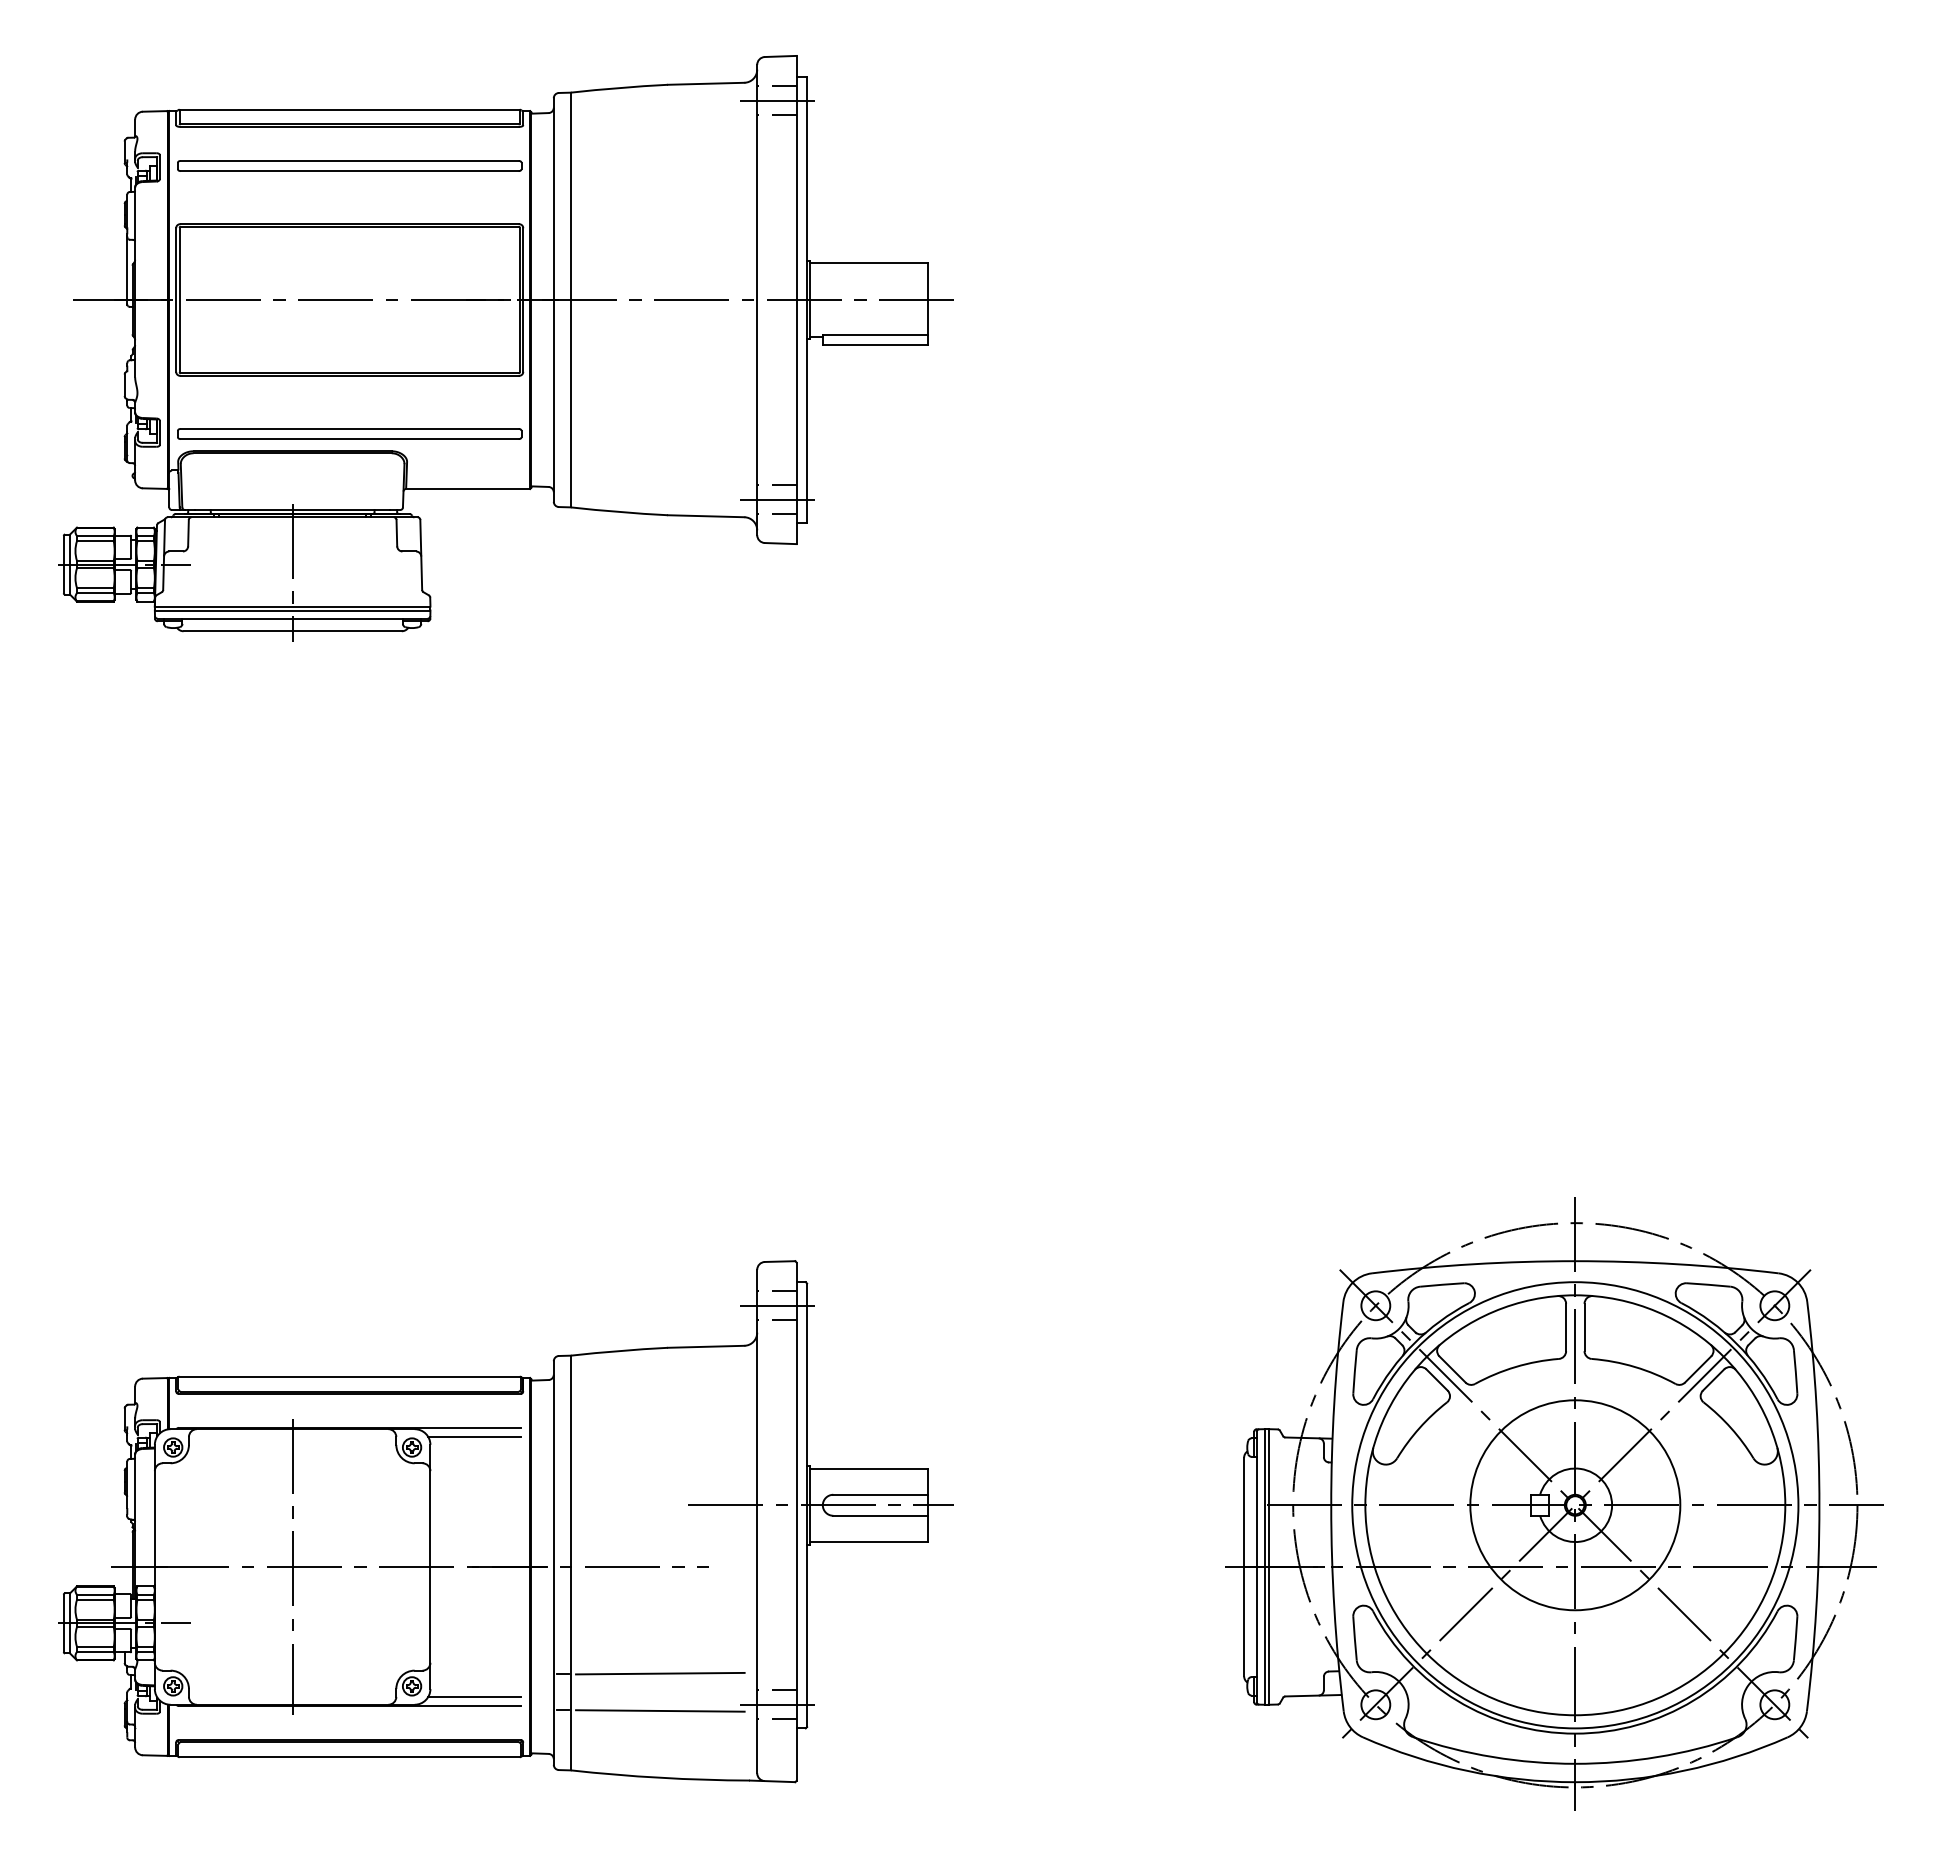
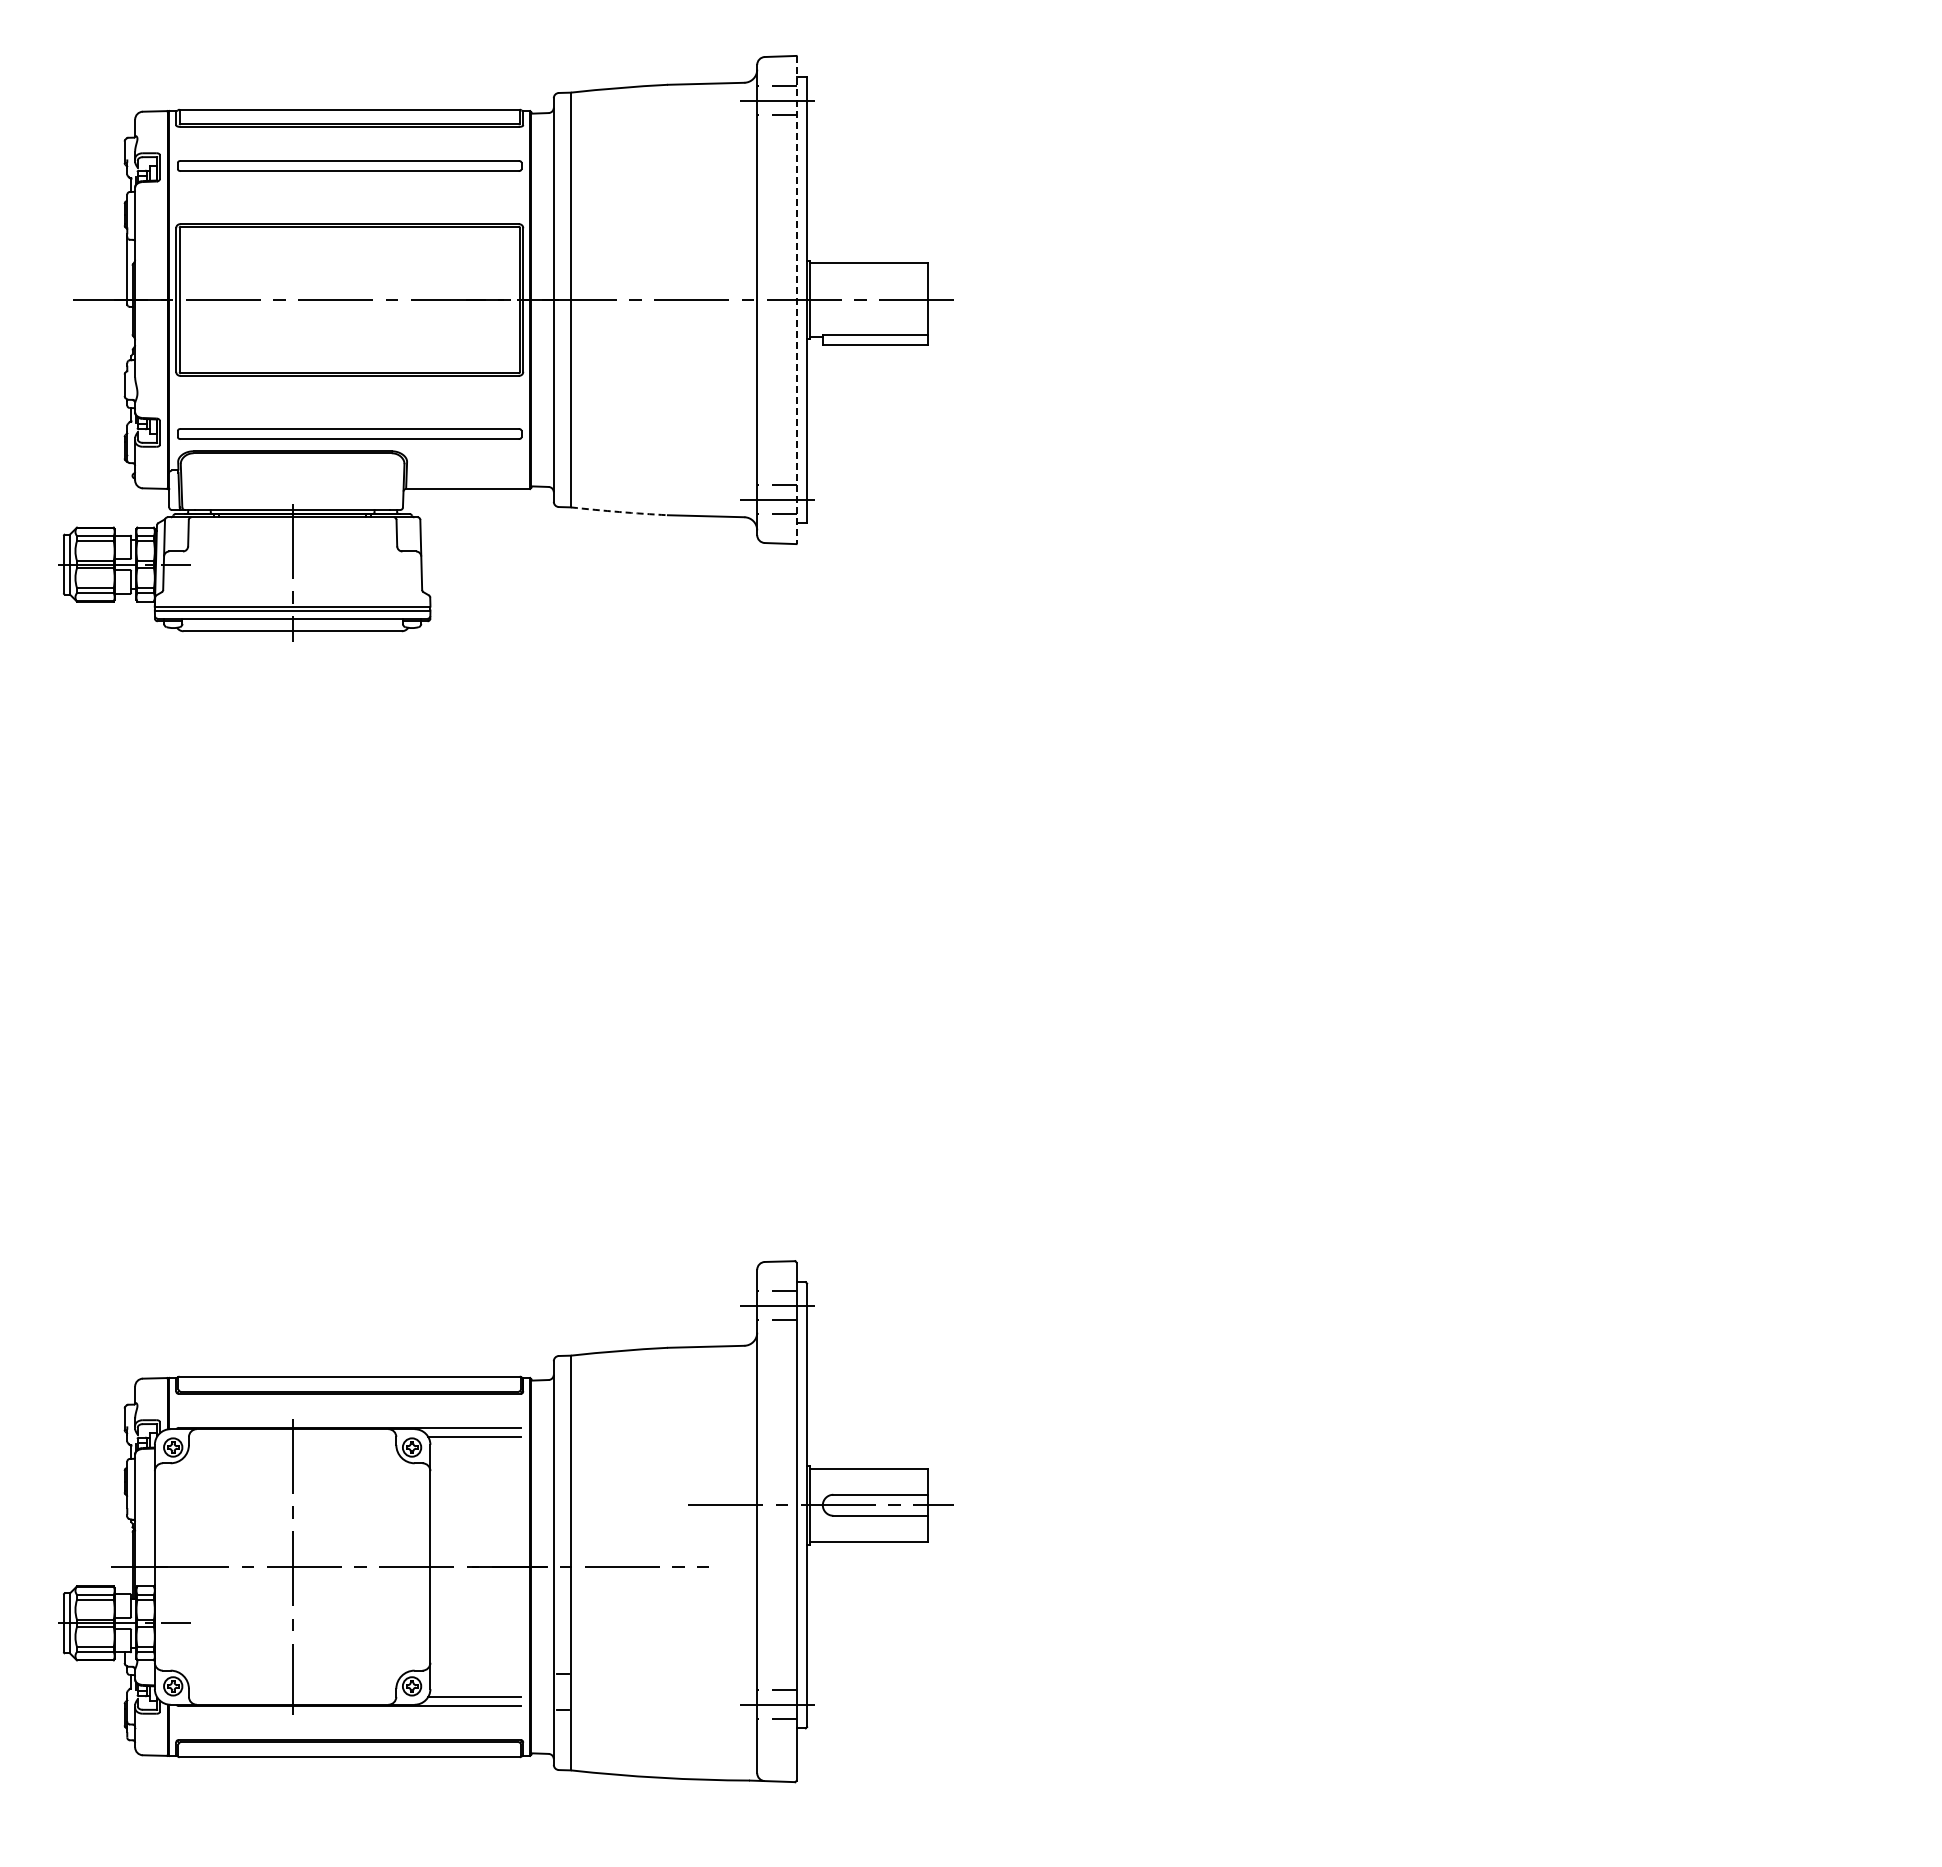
line: solid -> dashed (796, 300)
arc: solid -> dashed (619, 512)
part: present -> none (1554, 1503)
line: present -> none (660, 1673)
line: present -> none (660, 1710)
